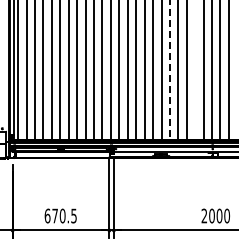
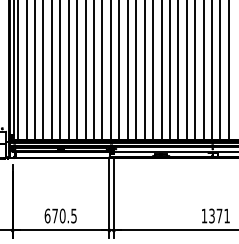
line: dashed -> solid (169, 70)
line: none -> present (195, 70)
text: 2000 -> 1371 (215, 215)
